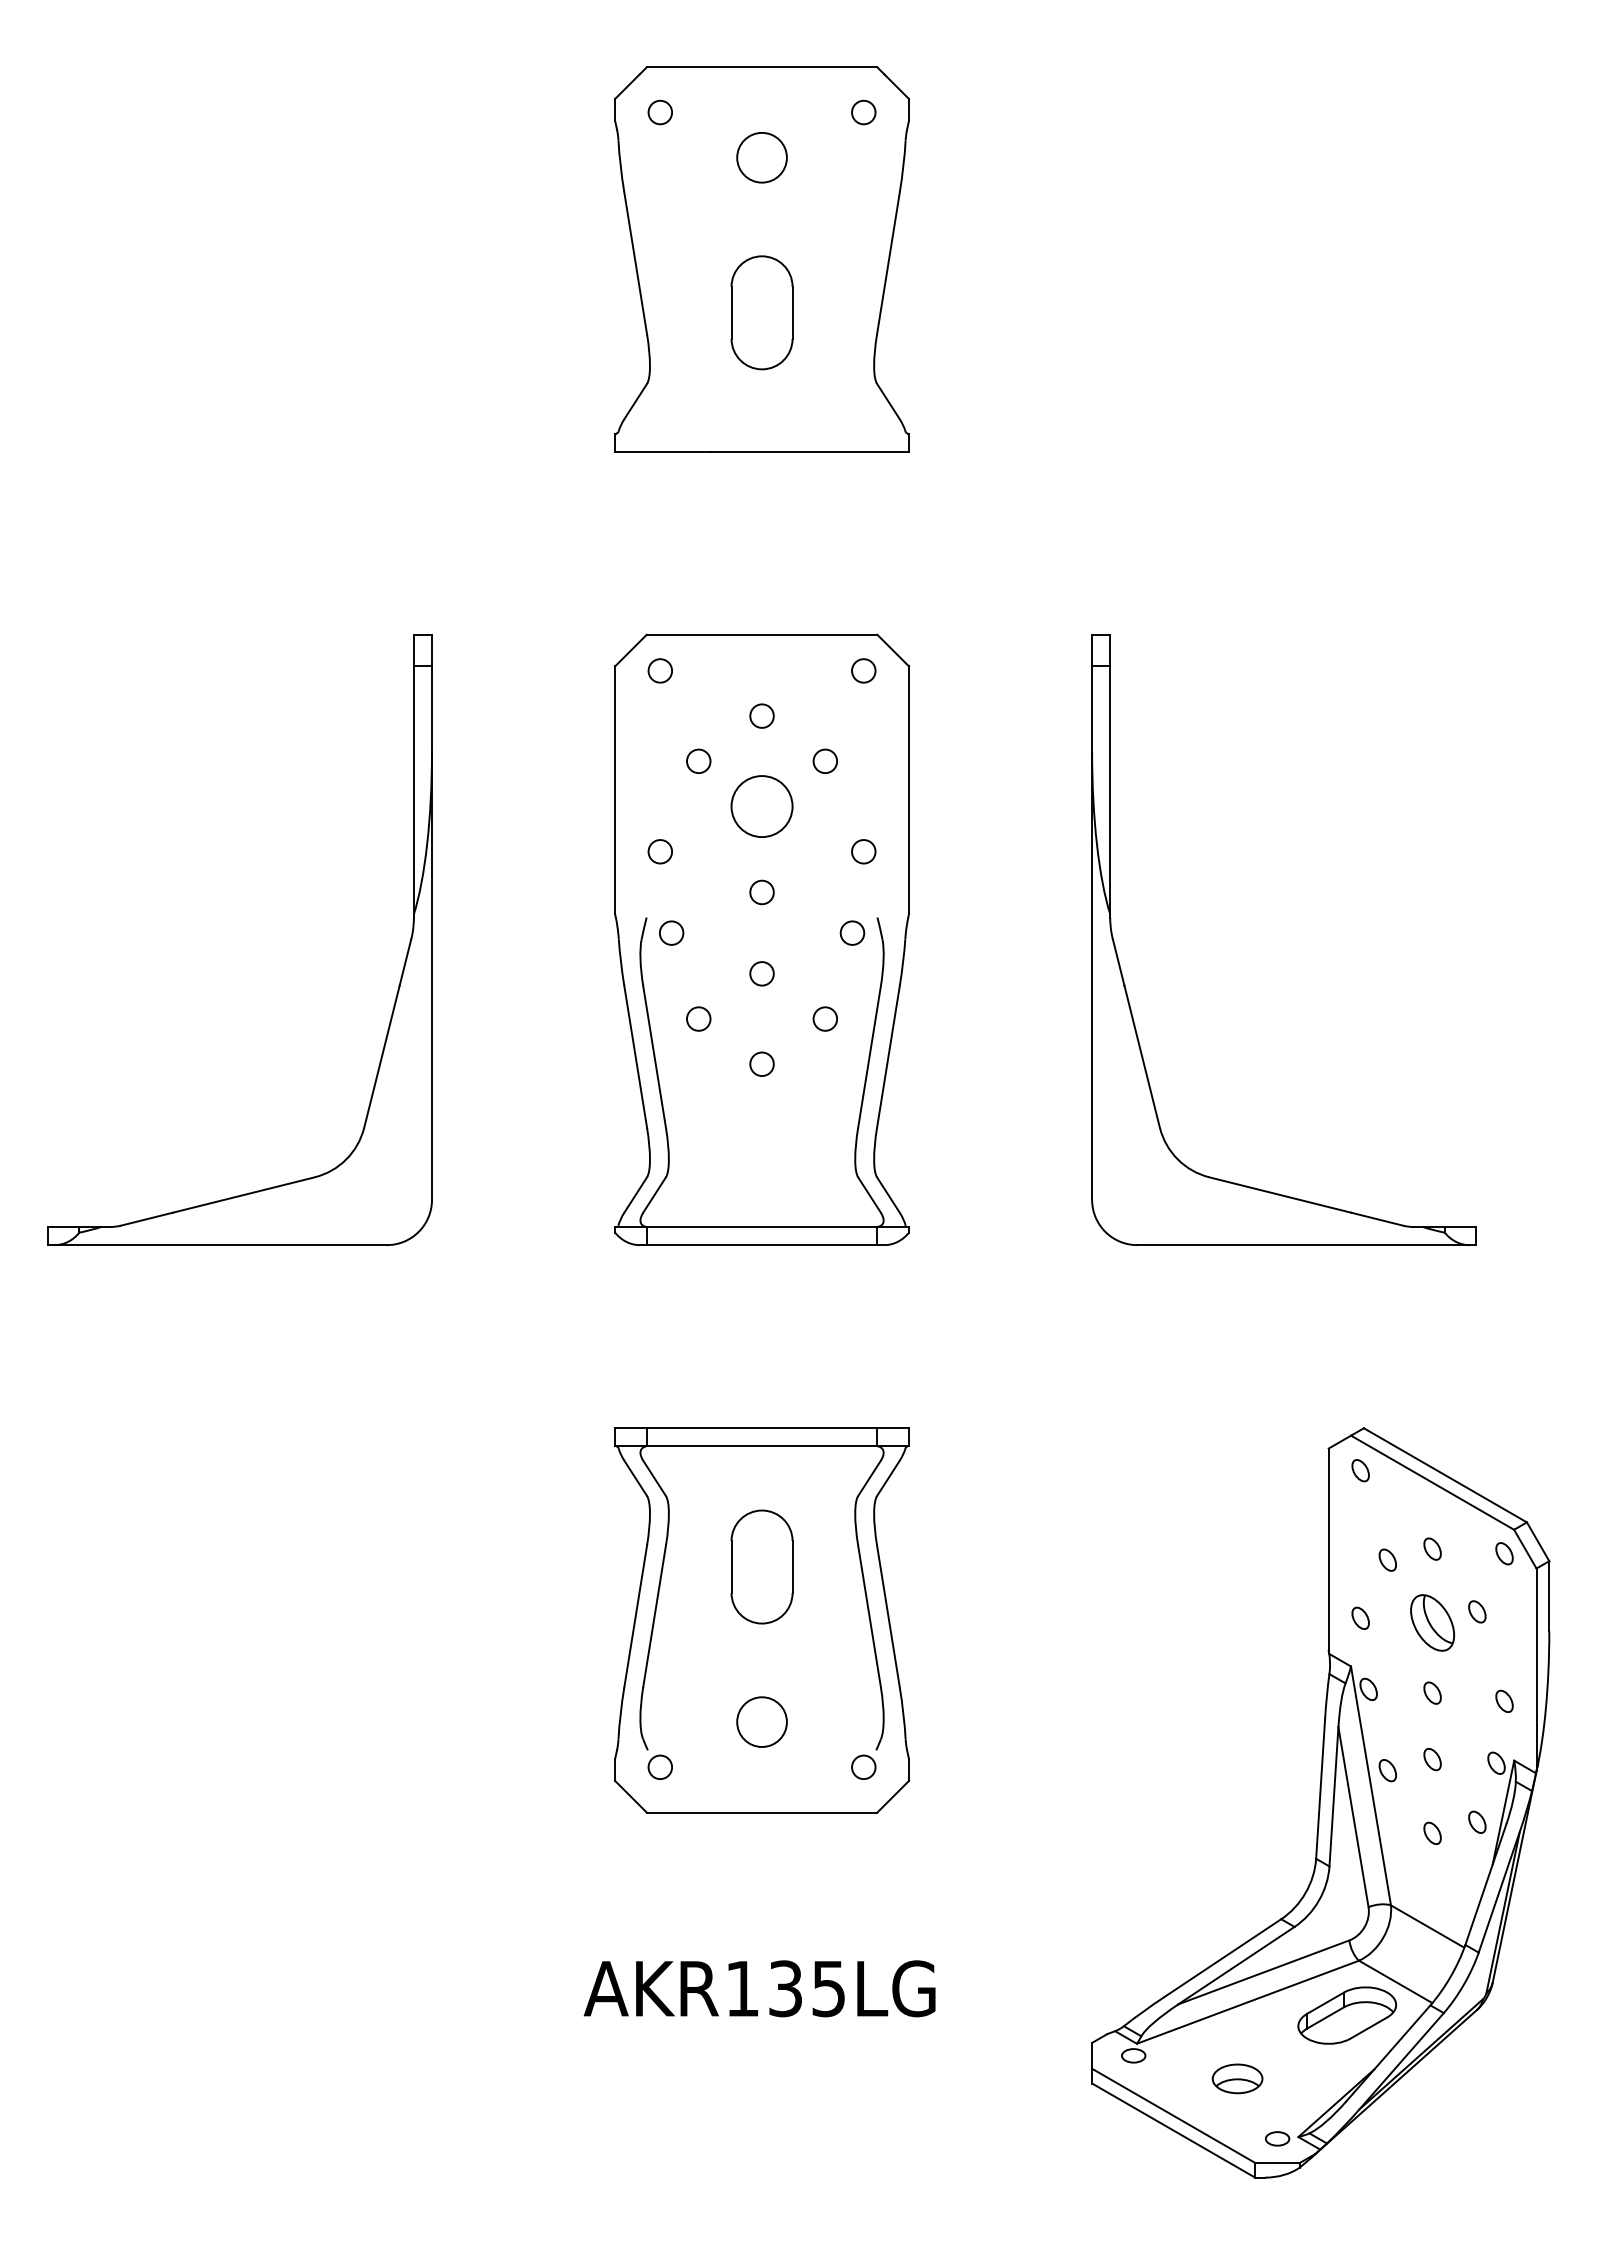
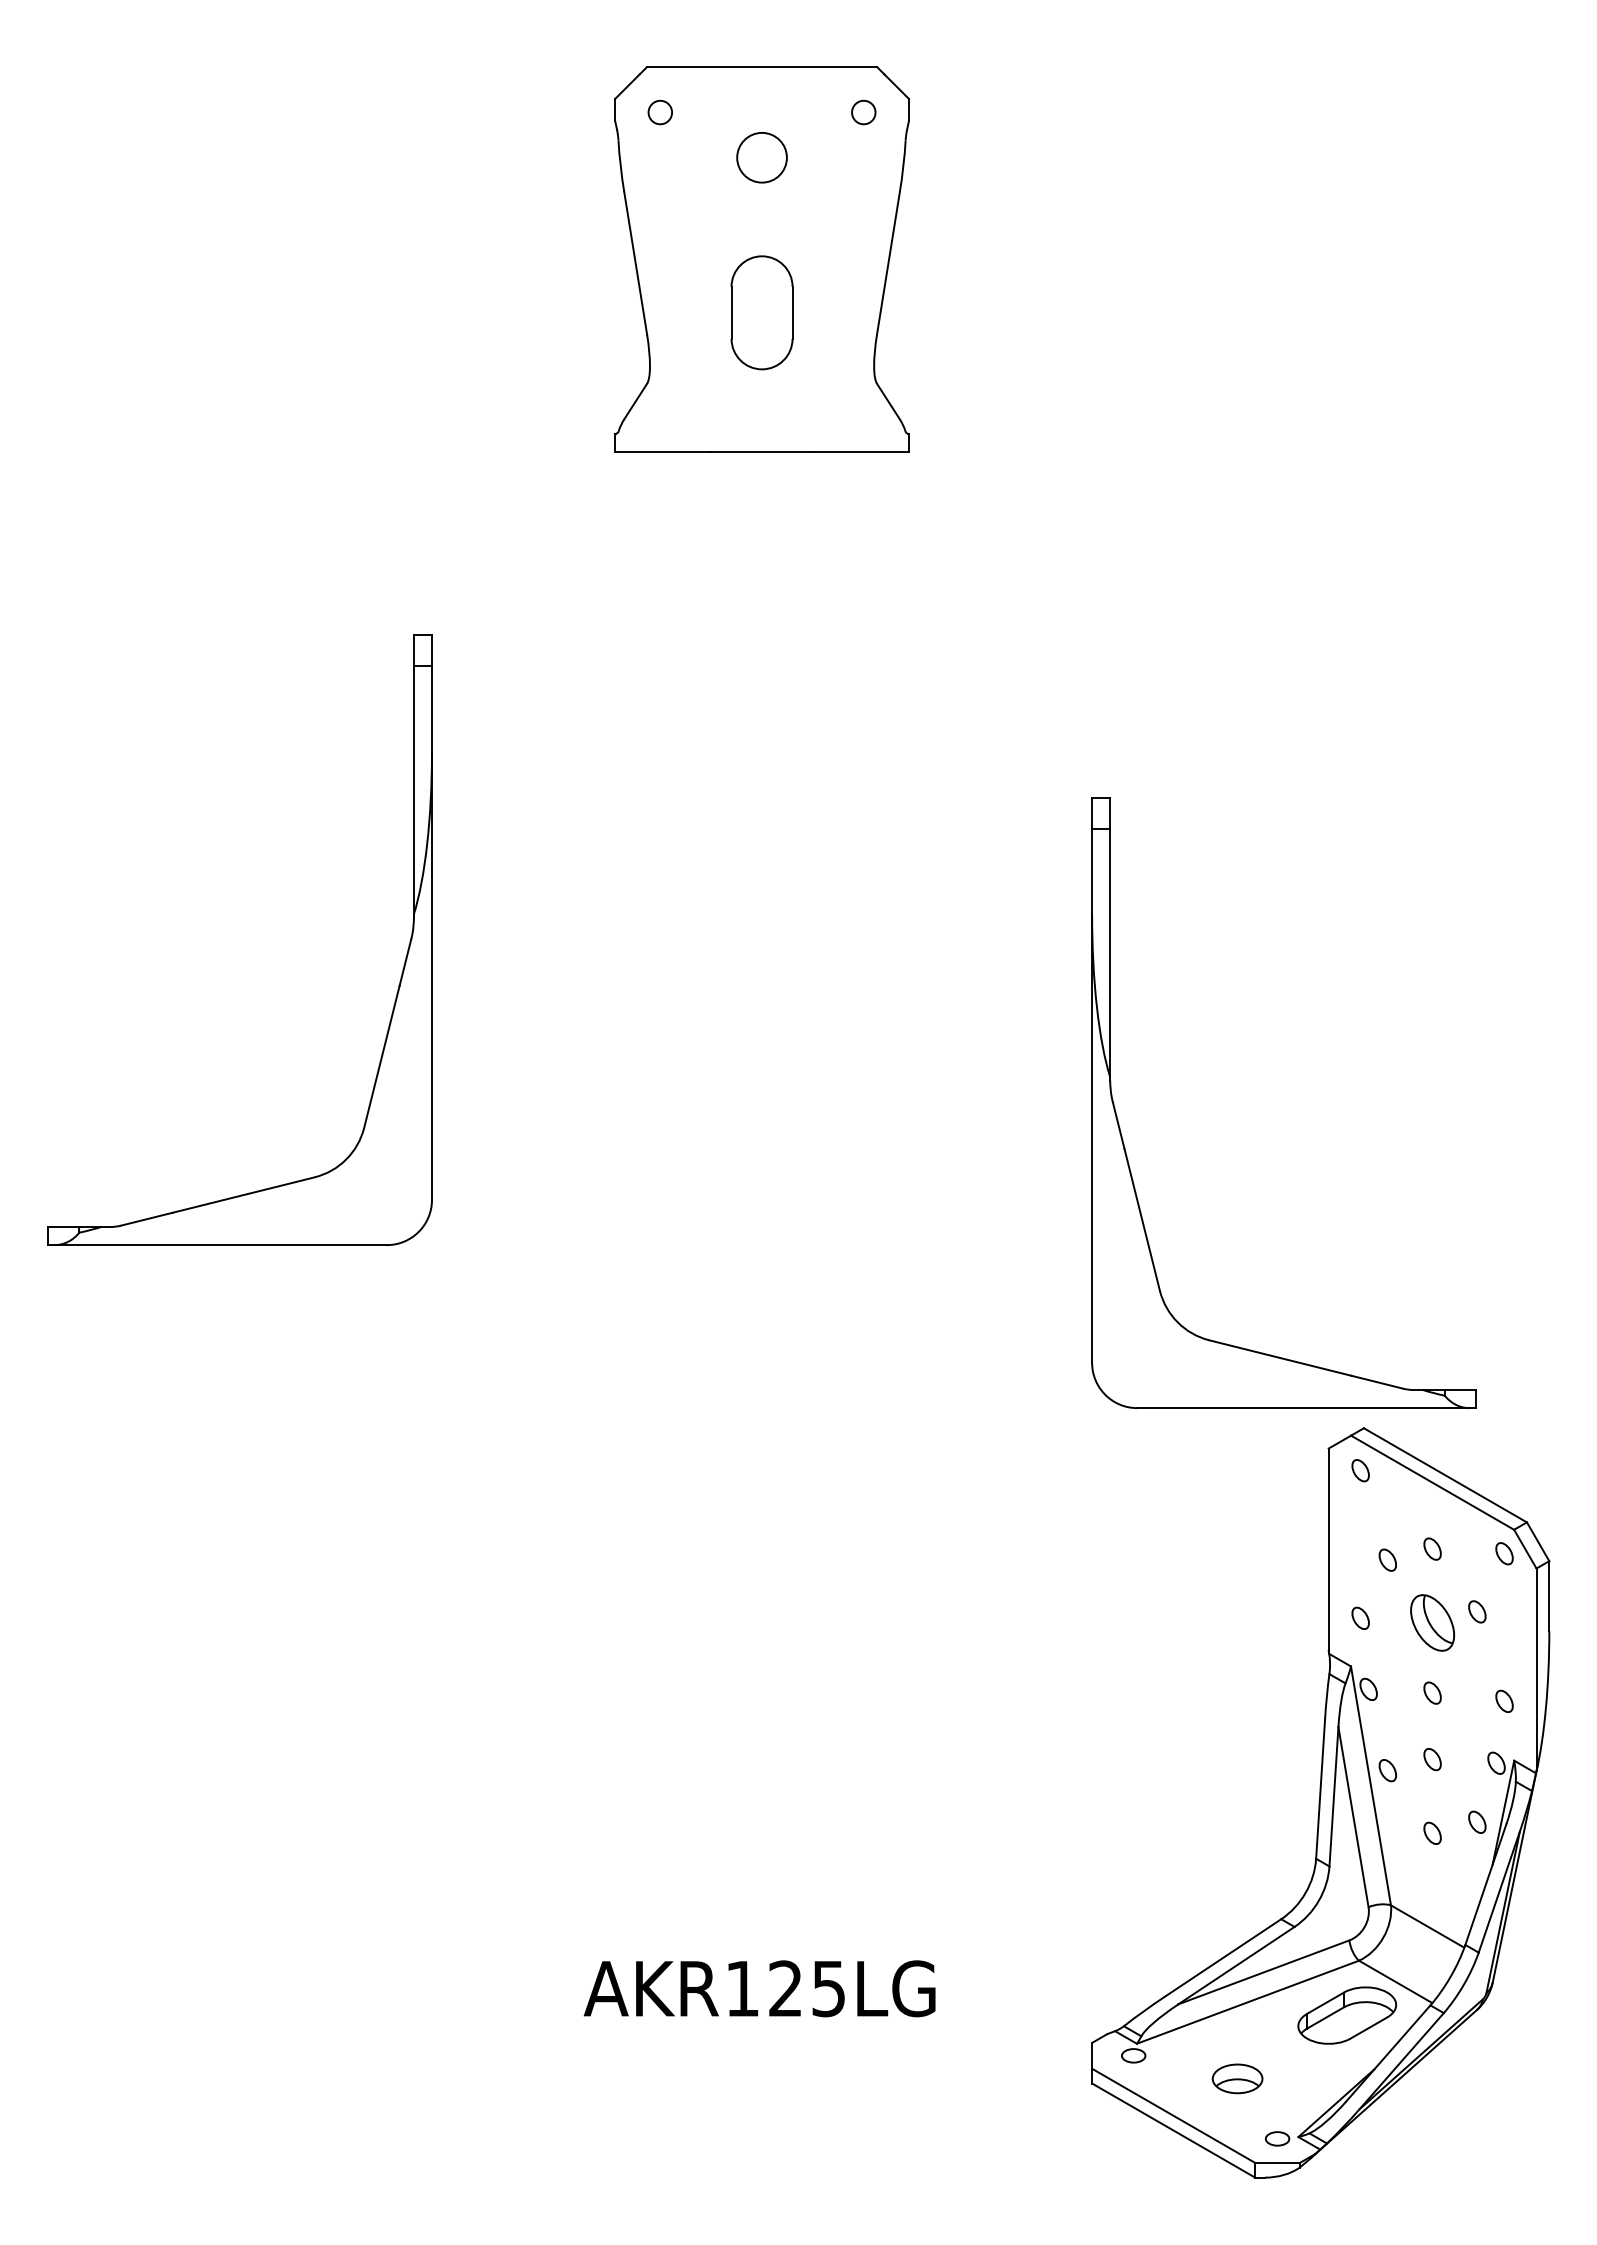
part: present -> none (762, 939)
part position: (1124, 980) -> (1124, 1143) (1124, 1143)
part: present -> none (761, 1620)
text: AKR135LG -> AKR125LG (785, 1988)
